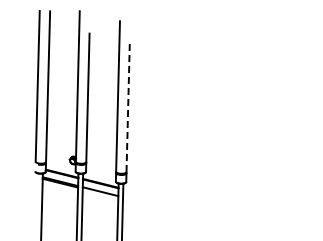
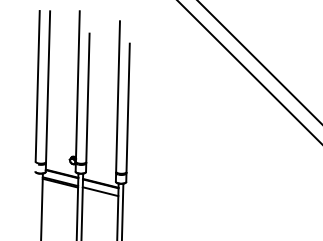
line: none -> present (259, 62)
line: none -> present (249, 72)
line: dashed -> solid (128, 107)
